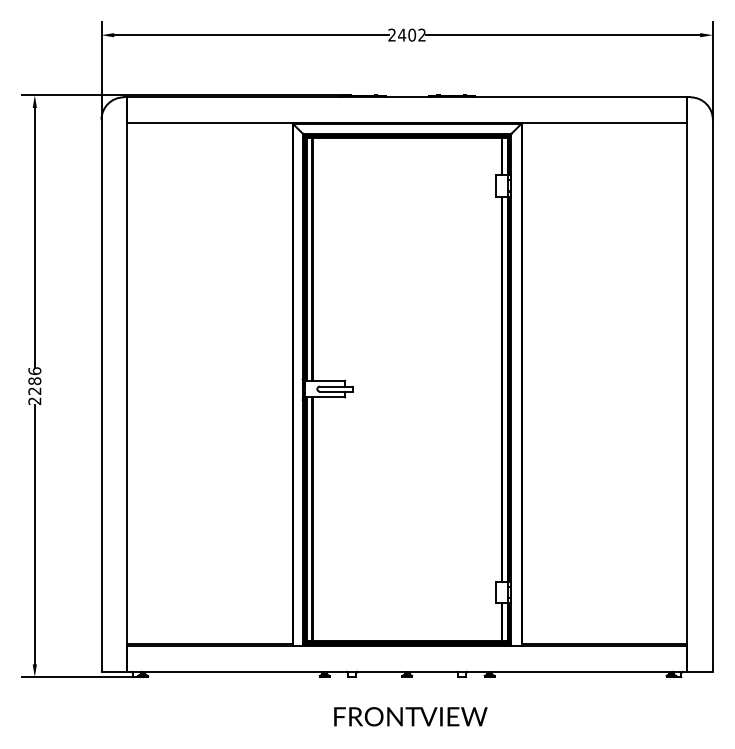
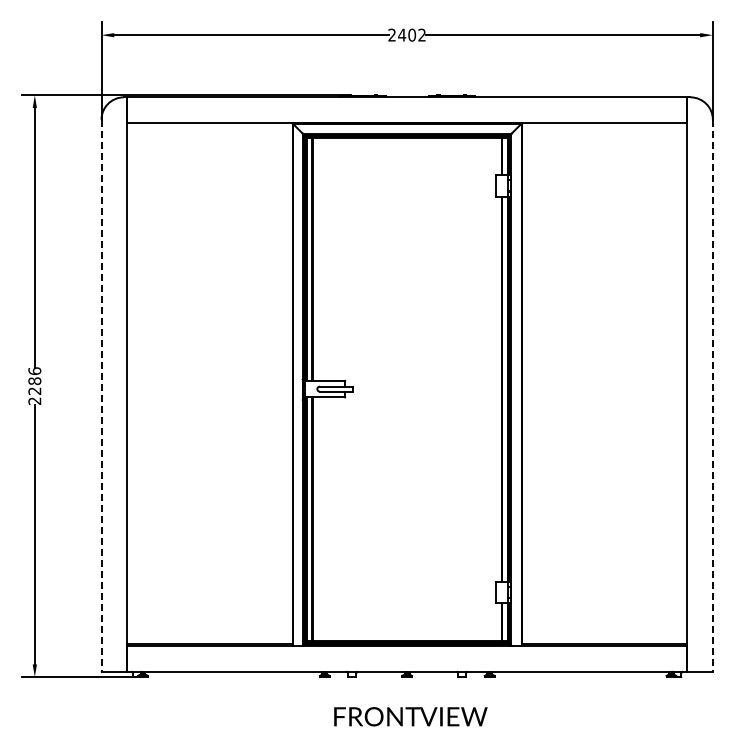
line: solid -> dashed (101, 395)
line: solid -> dashed (712, 395)
